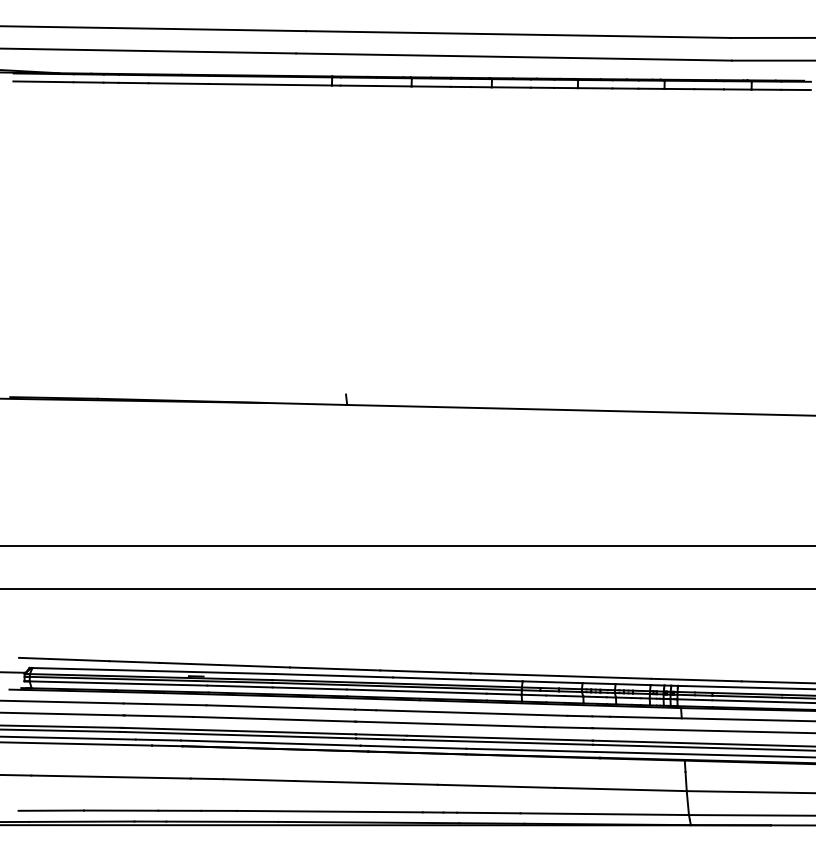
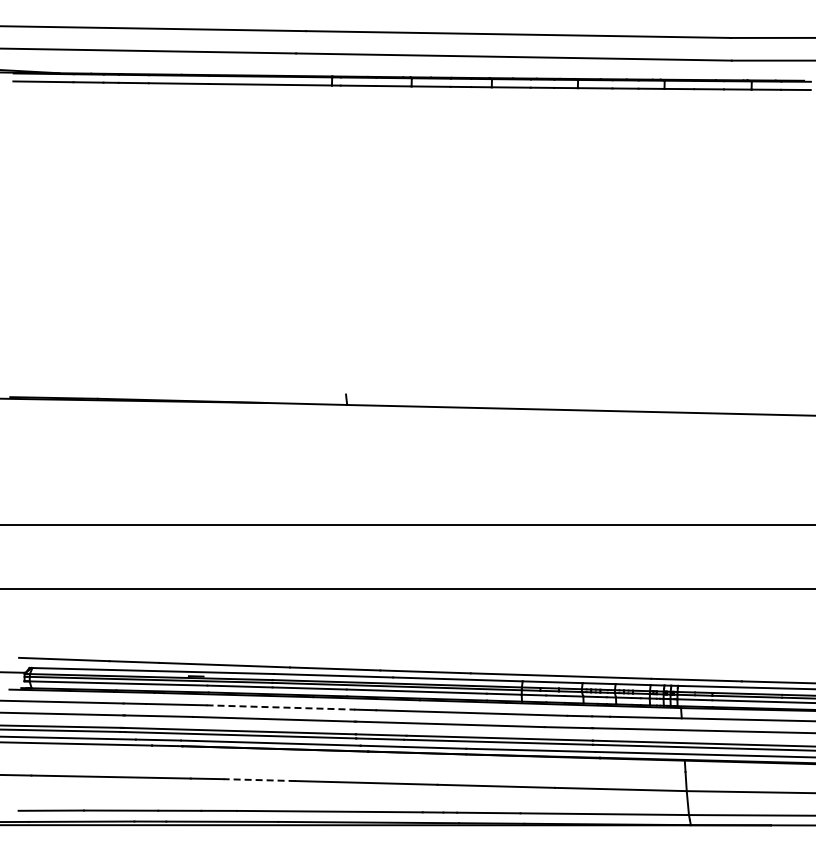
line position: (407, 546) -> (407, 525) (407, 525)
line: solid -> dashed (281, 707)
line: solid -> dashed (259, 780)
